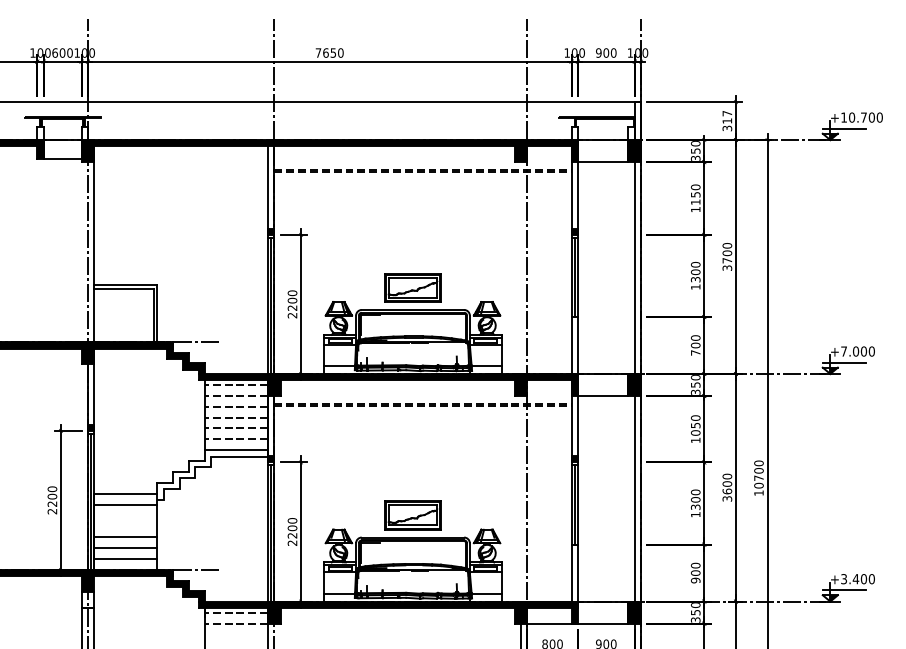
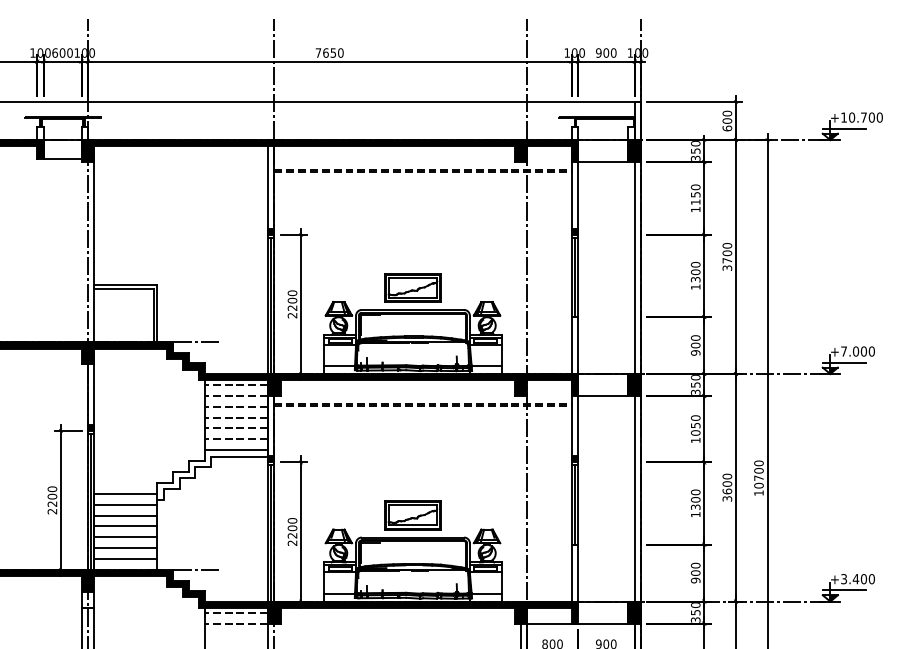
text: 317 -> 600 (727, 120)
text: 700 -> 900 (695, 352)
line: none -> present (125, 515)
line: none -> present (125, 526)
